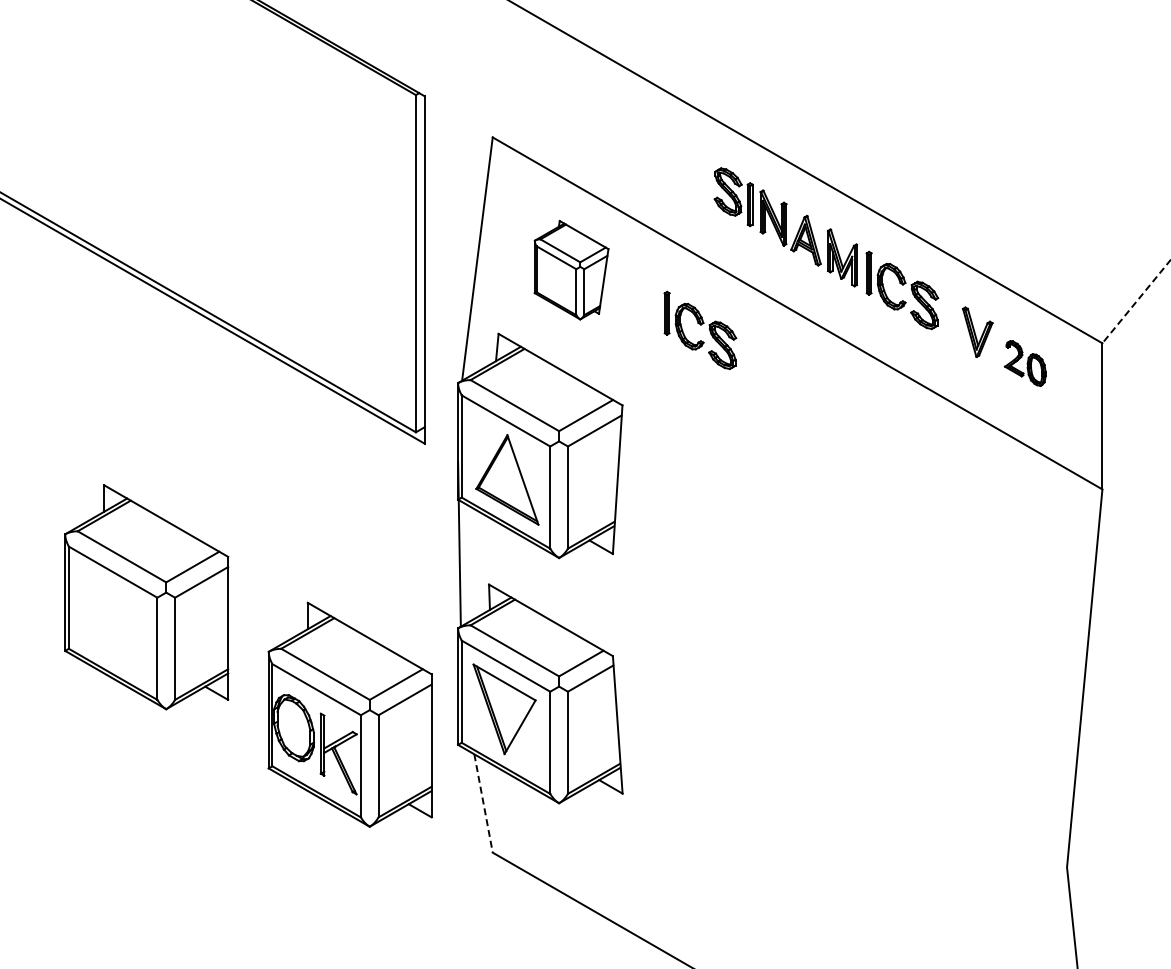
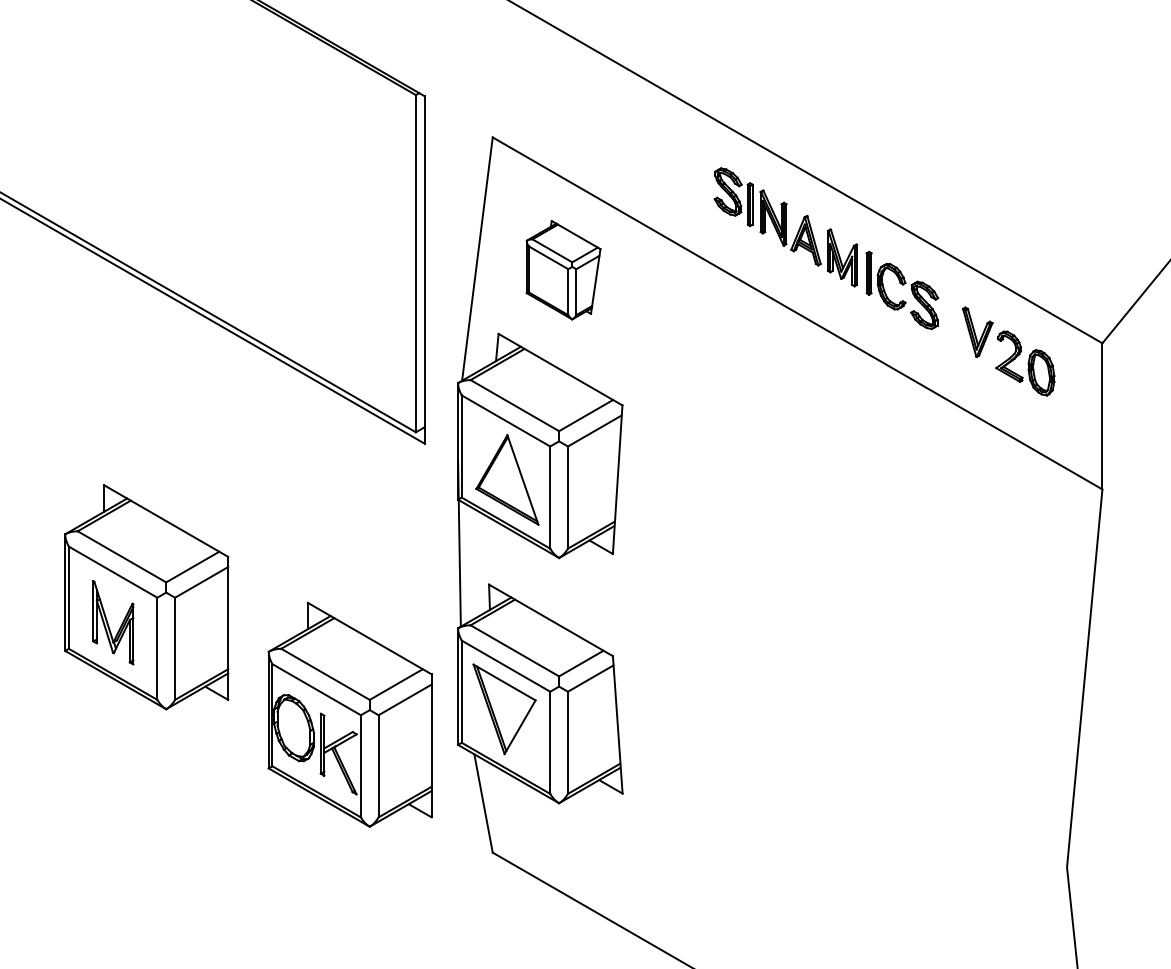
part position: (571, 270) -> (563, 270) (563, 270)
line: dashed -> solid (1136, 301)
part: present -> none (700, 330)
part size: 44x47 px -> 61x67 px (1025, 363)
part: none -> present (113, 622)
line: dashed -> solid (483, 803)
